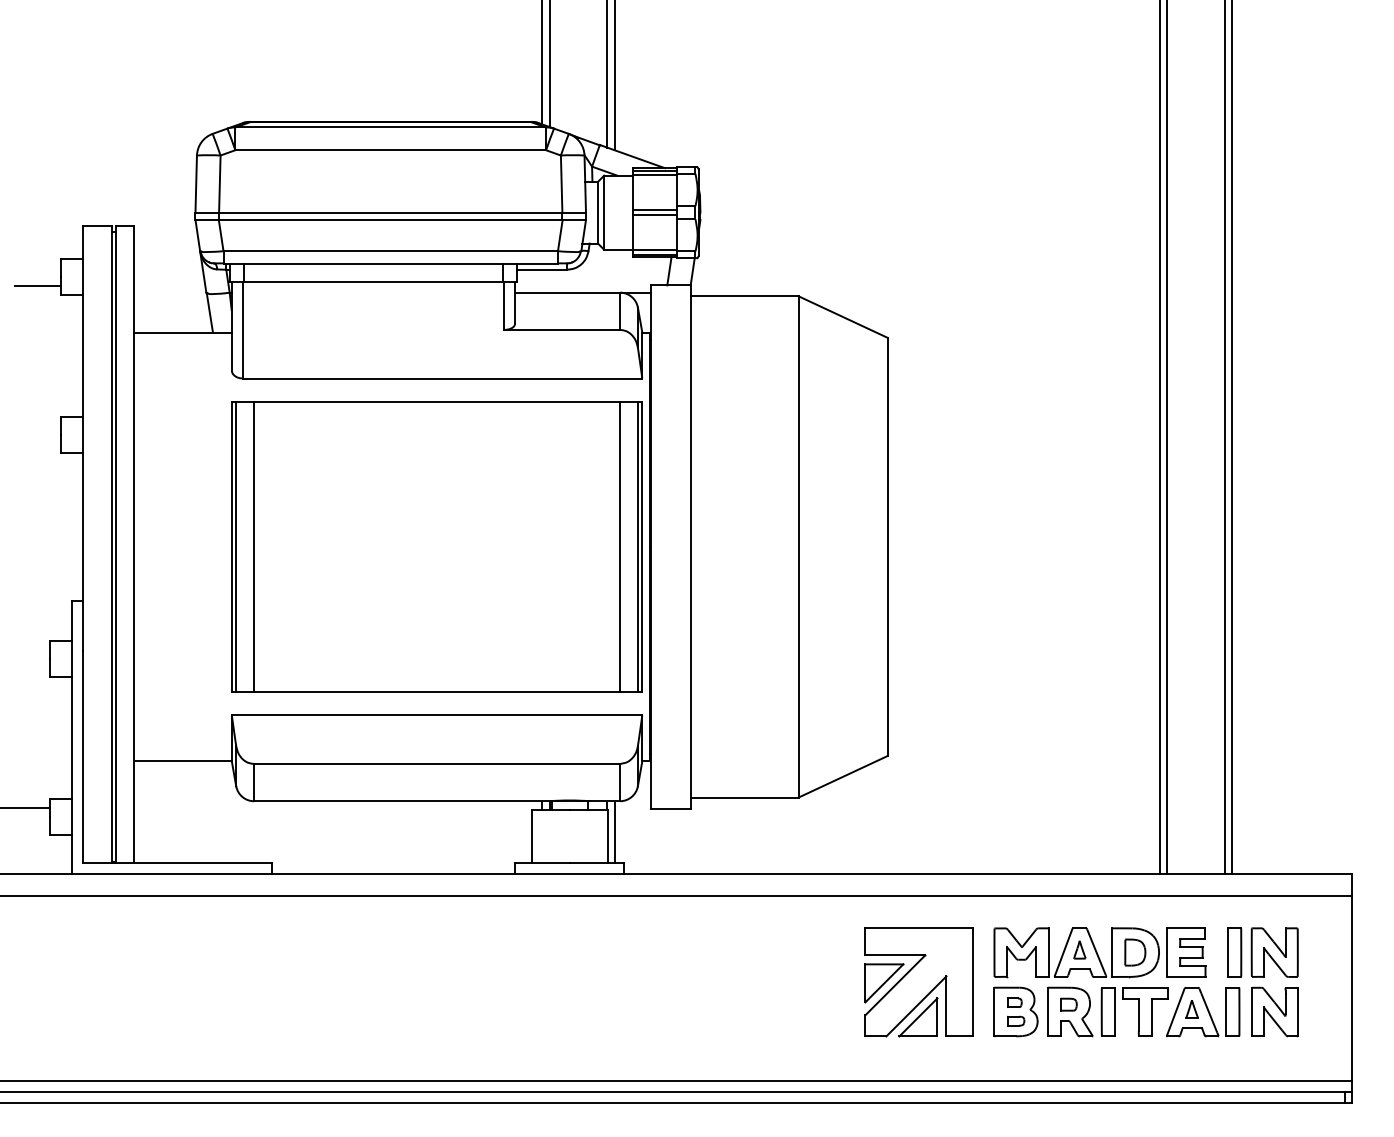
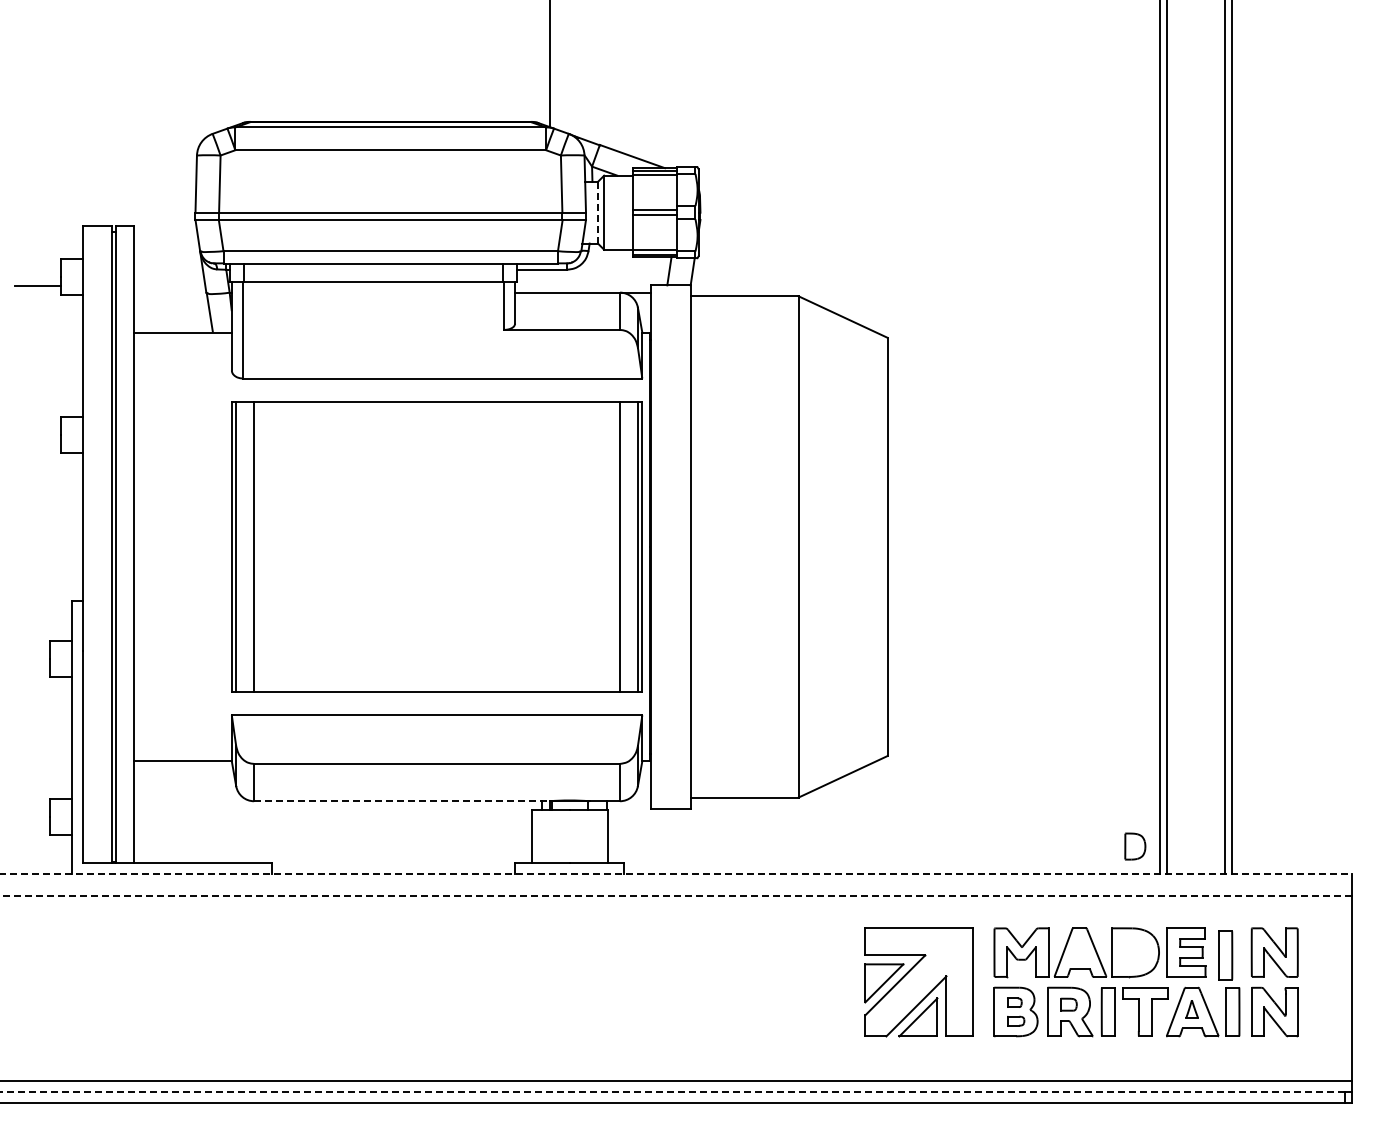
line: present -> none (542, 63)
line: present -> none (607, 74)
line: present -> none (614, 76)
line: solid -> dashed (598, 212)
line: solid -> dashed (401, 801)
line: present -> none (26, 807)
line: present -> none (614, 832)
line: solid -> dashed (676, 873)
line: solid -> dashed (676, 895)
part: present -> none (1079, 949)
part position: (1135, 952) -> (1135, 846) (1135, 846)
part position: (1234, 952) -> (1225, 955) (1225, 955)
line: solid -> dashed (672, 1091)
